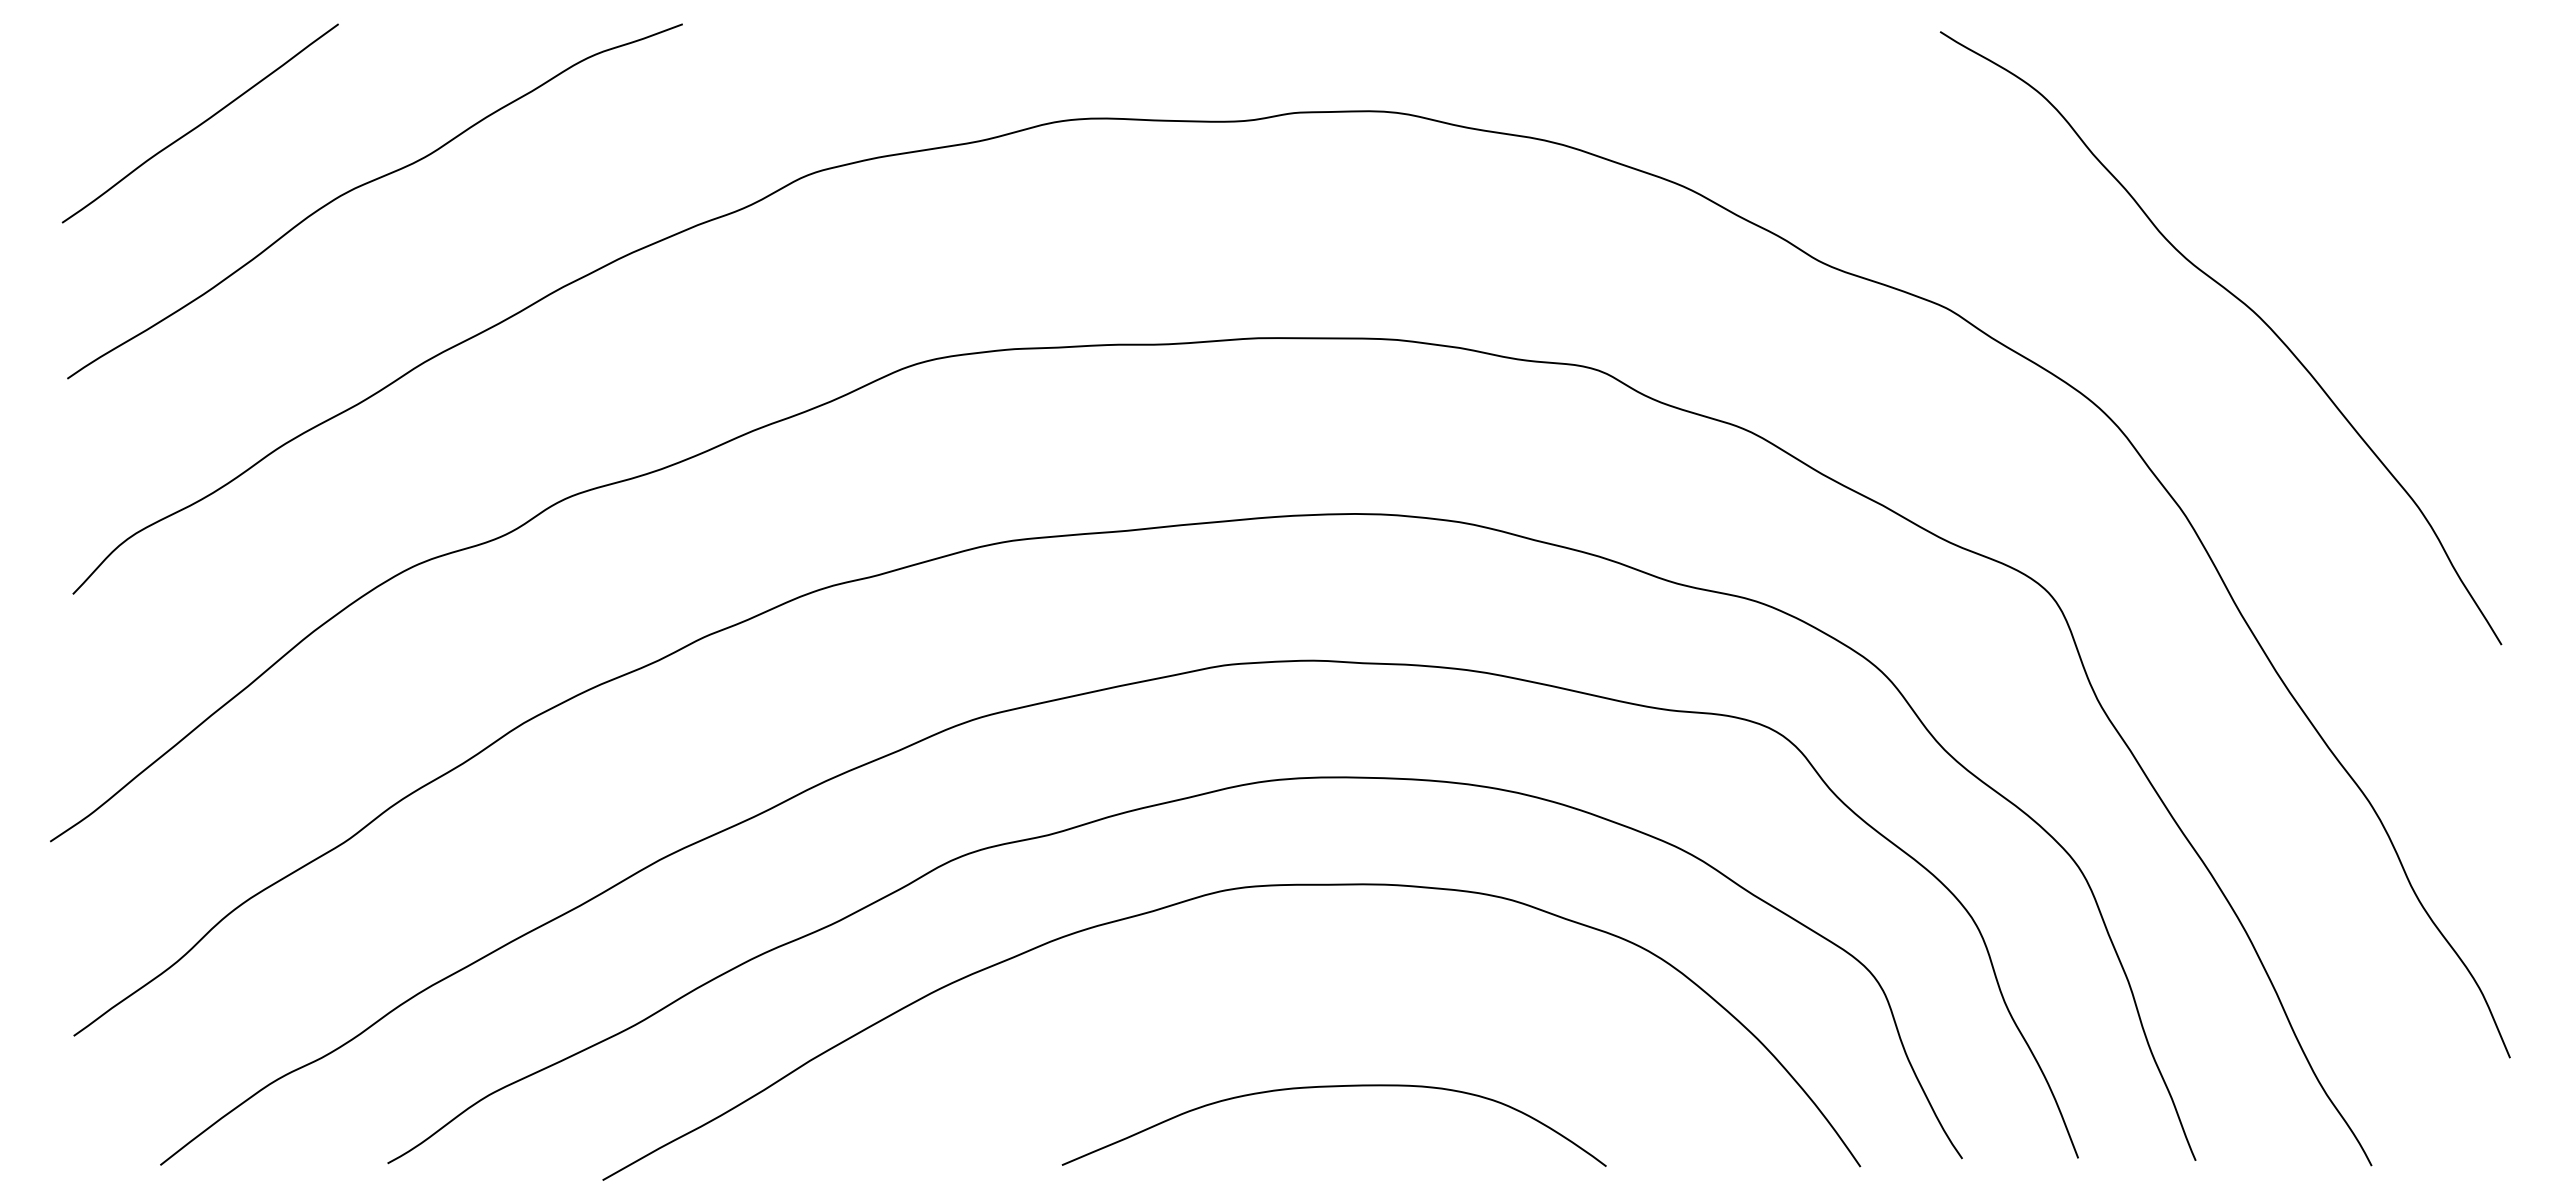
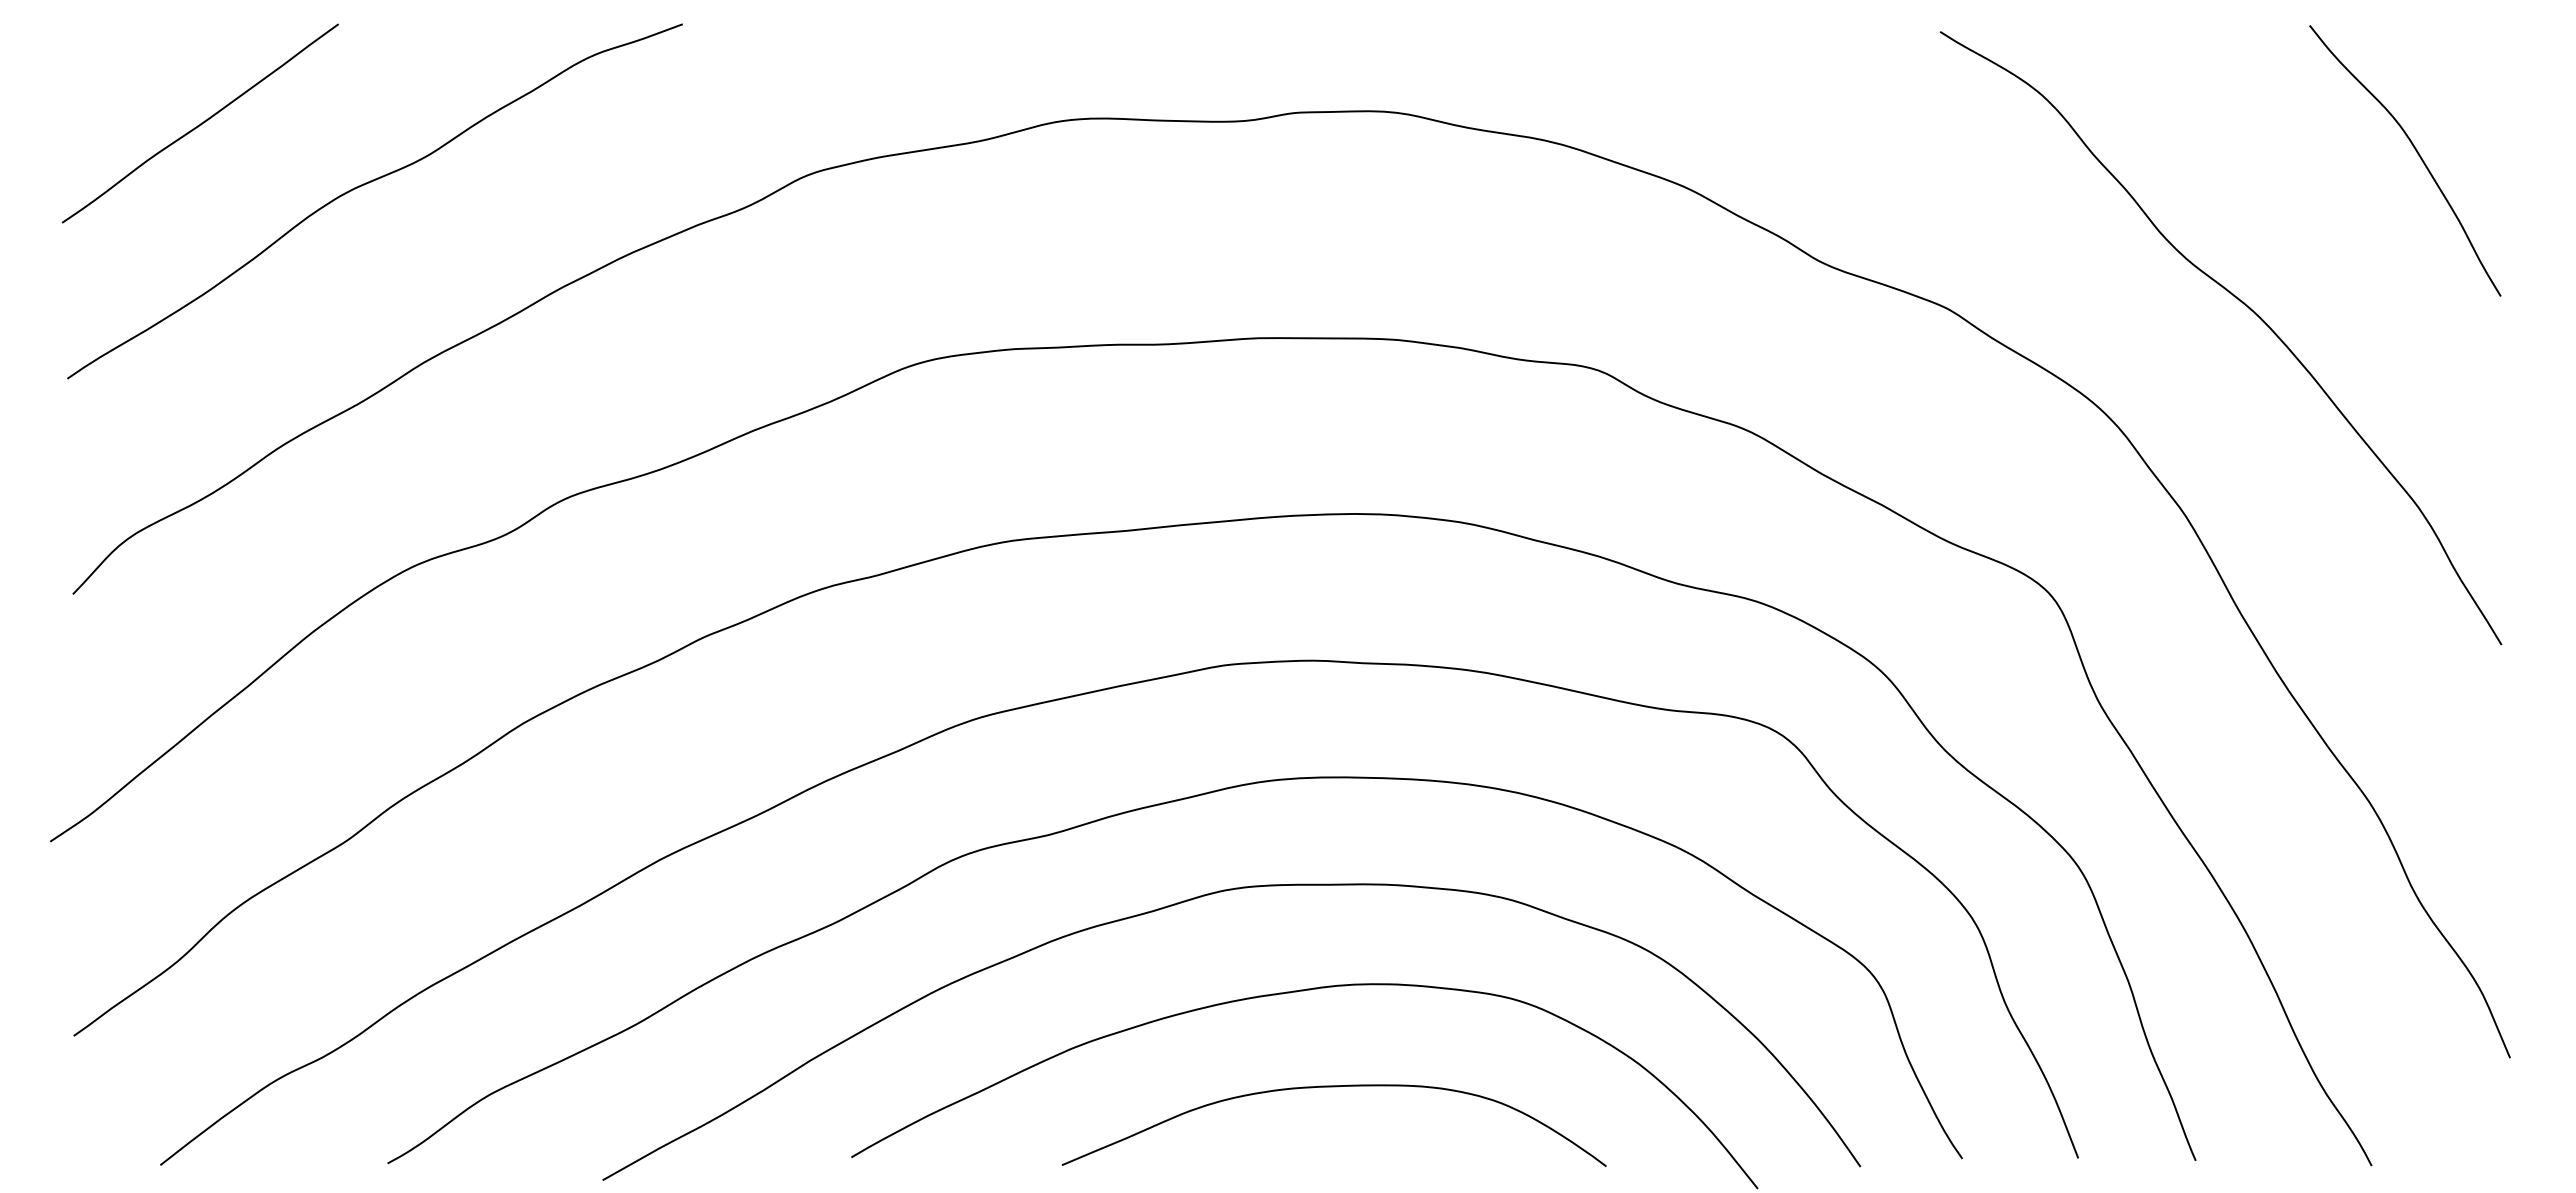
curve: none -> present (2417, 154)
curve: none -> present (1290, 993)
